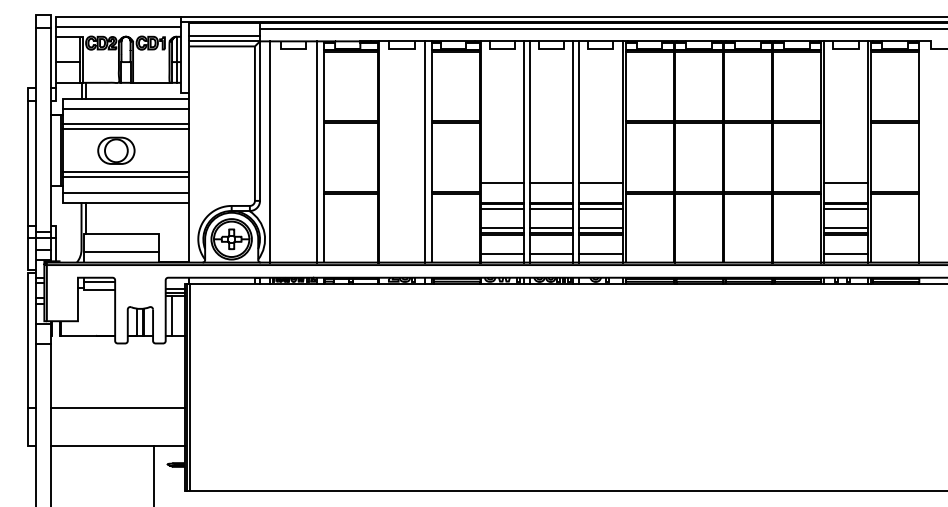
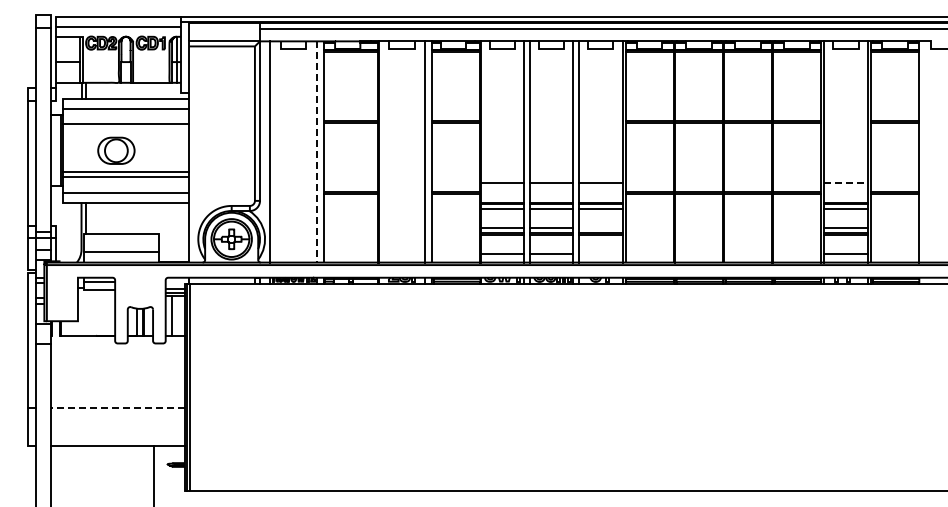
line: present -> none (224, 35)
line: present -> none (126, 129)
line: solid -> dashed (316, 151)
line: solid -> dashed (845, 183)
line: present -> none (600, 228)
line: present -> none (600, 254)
line: solid -> dashed (117, 407)
